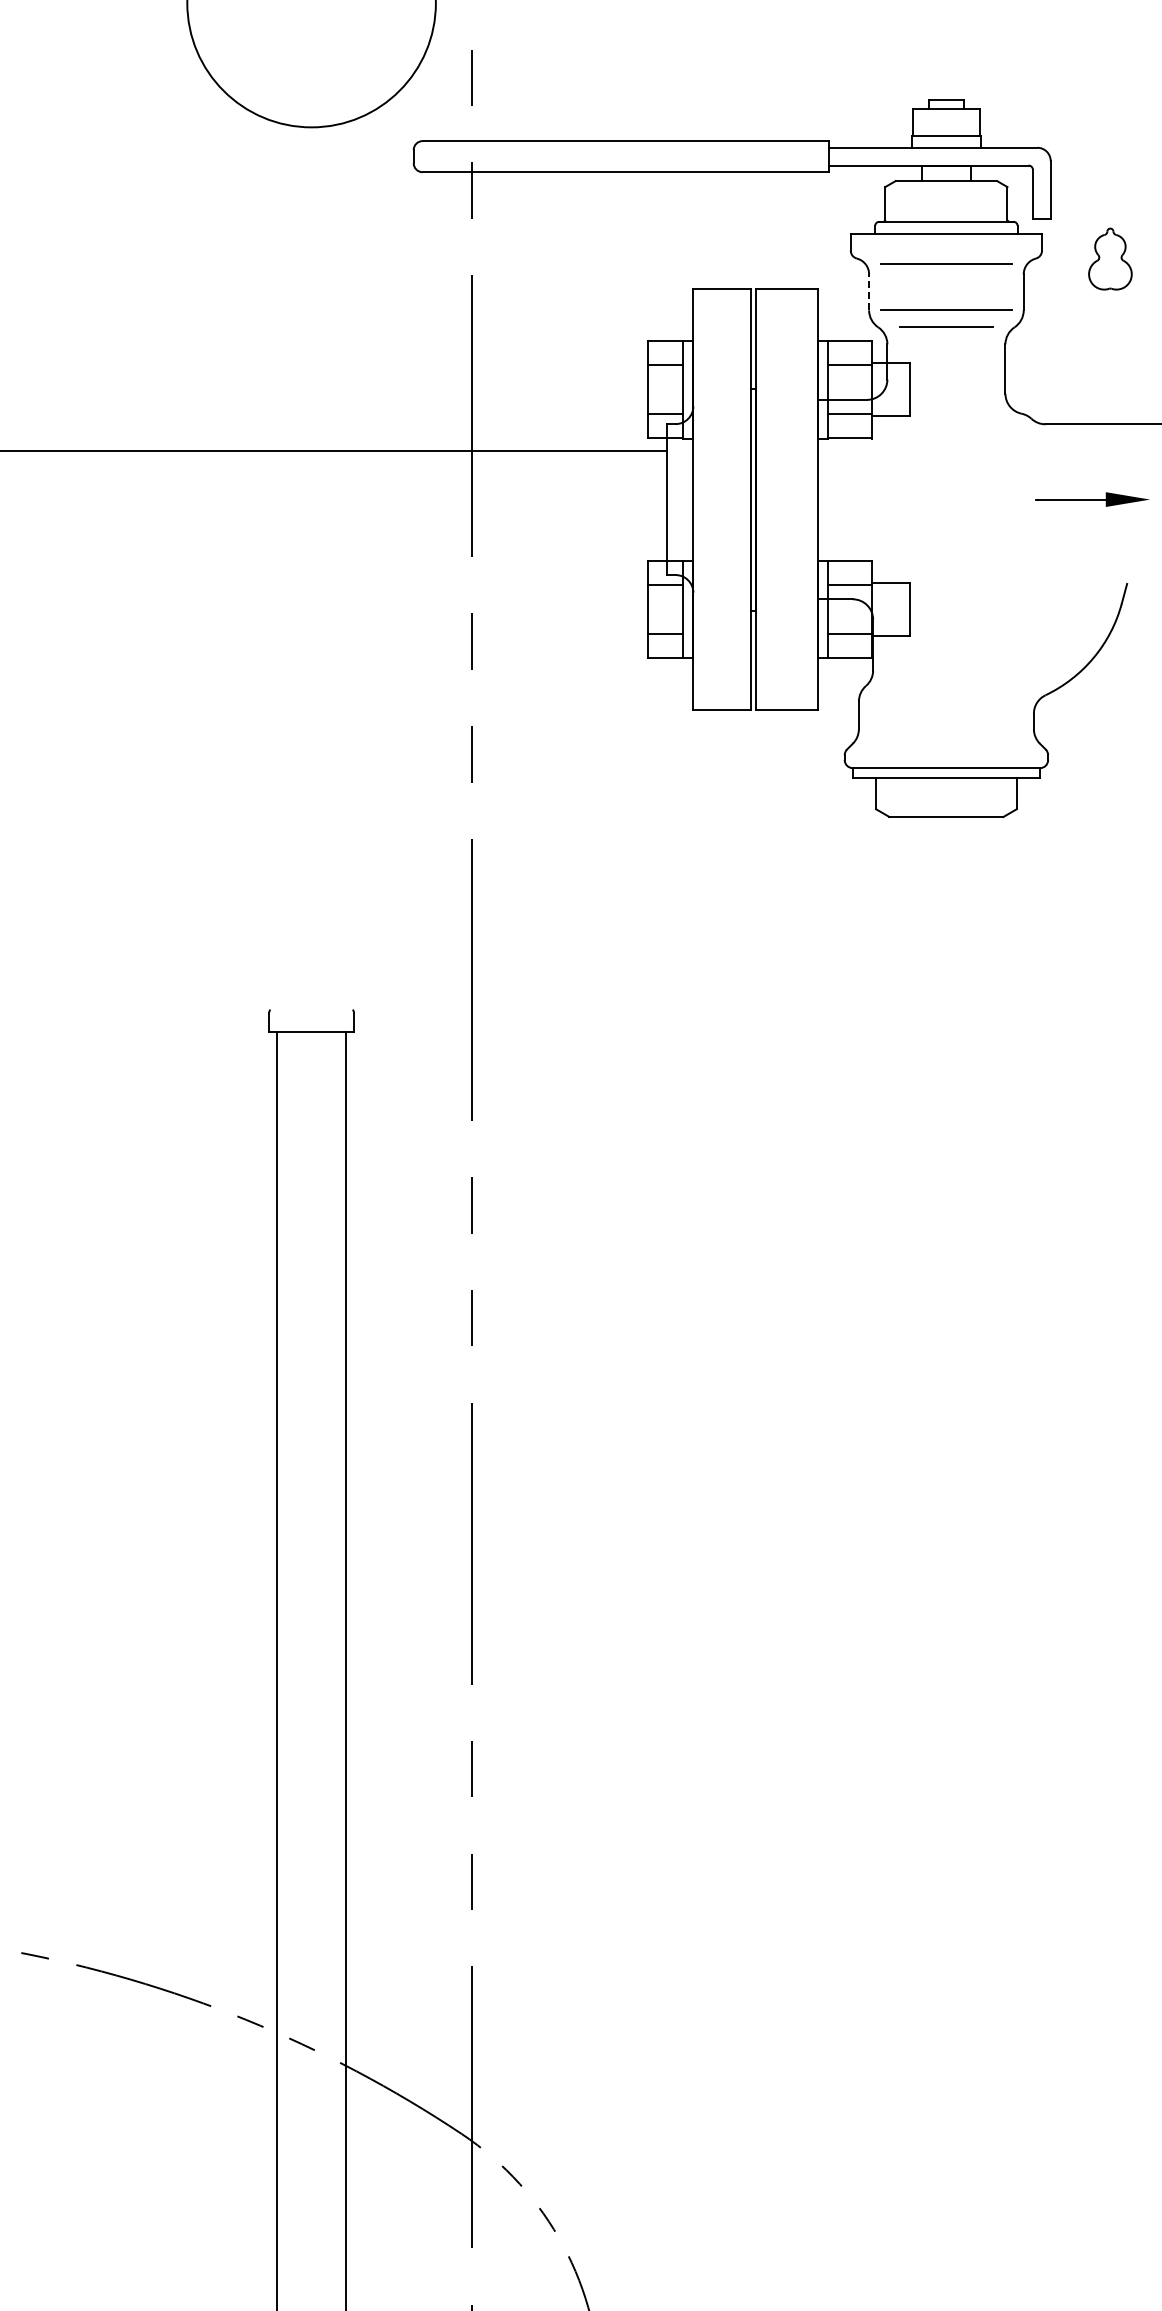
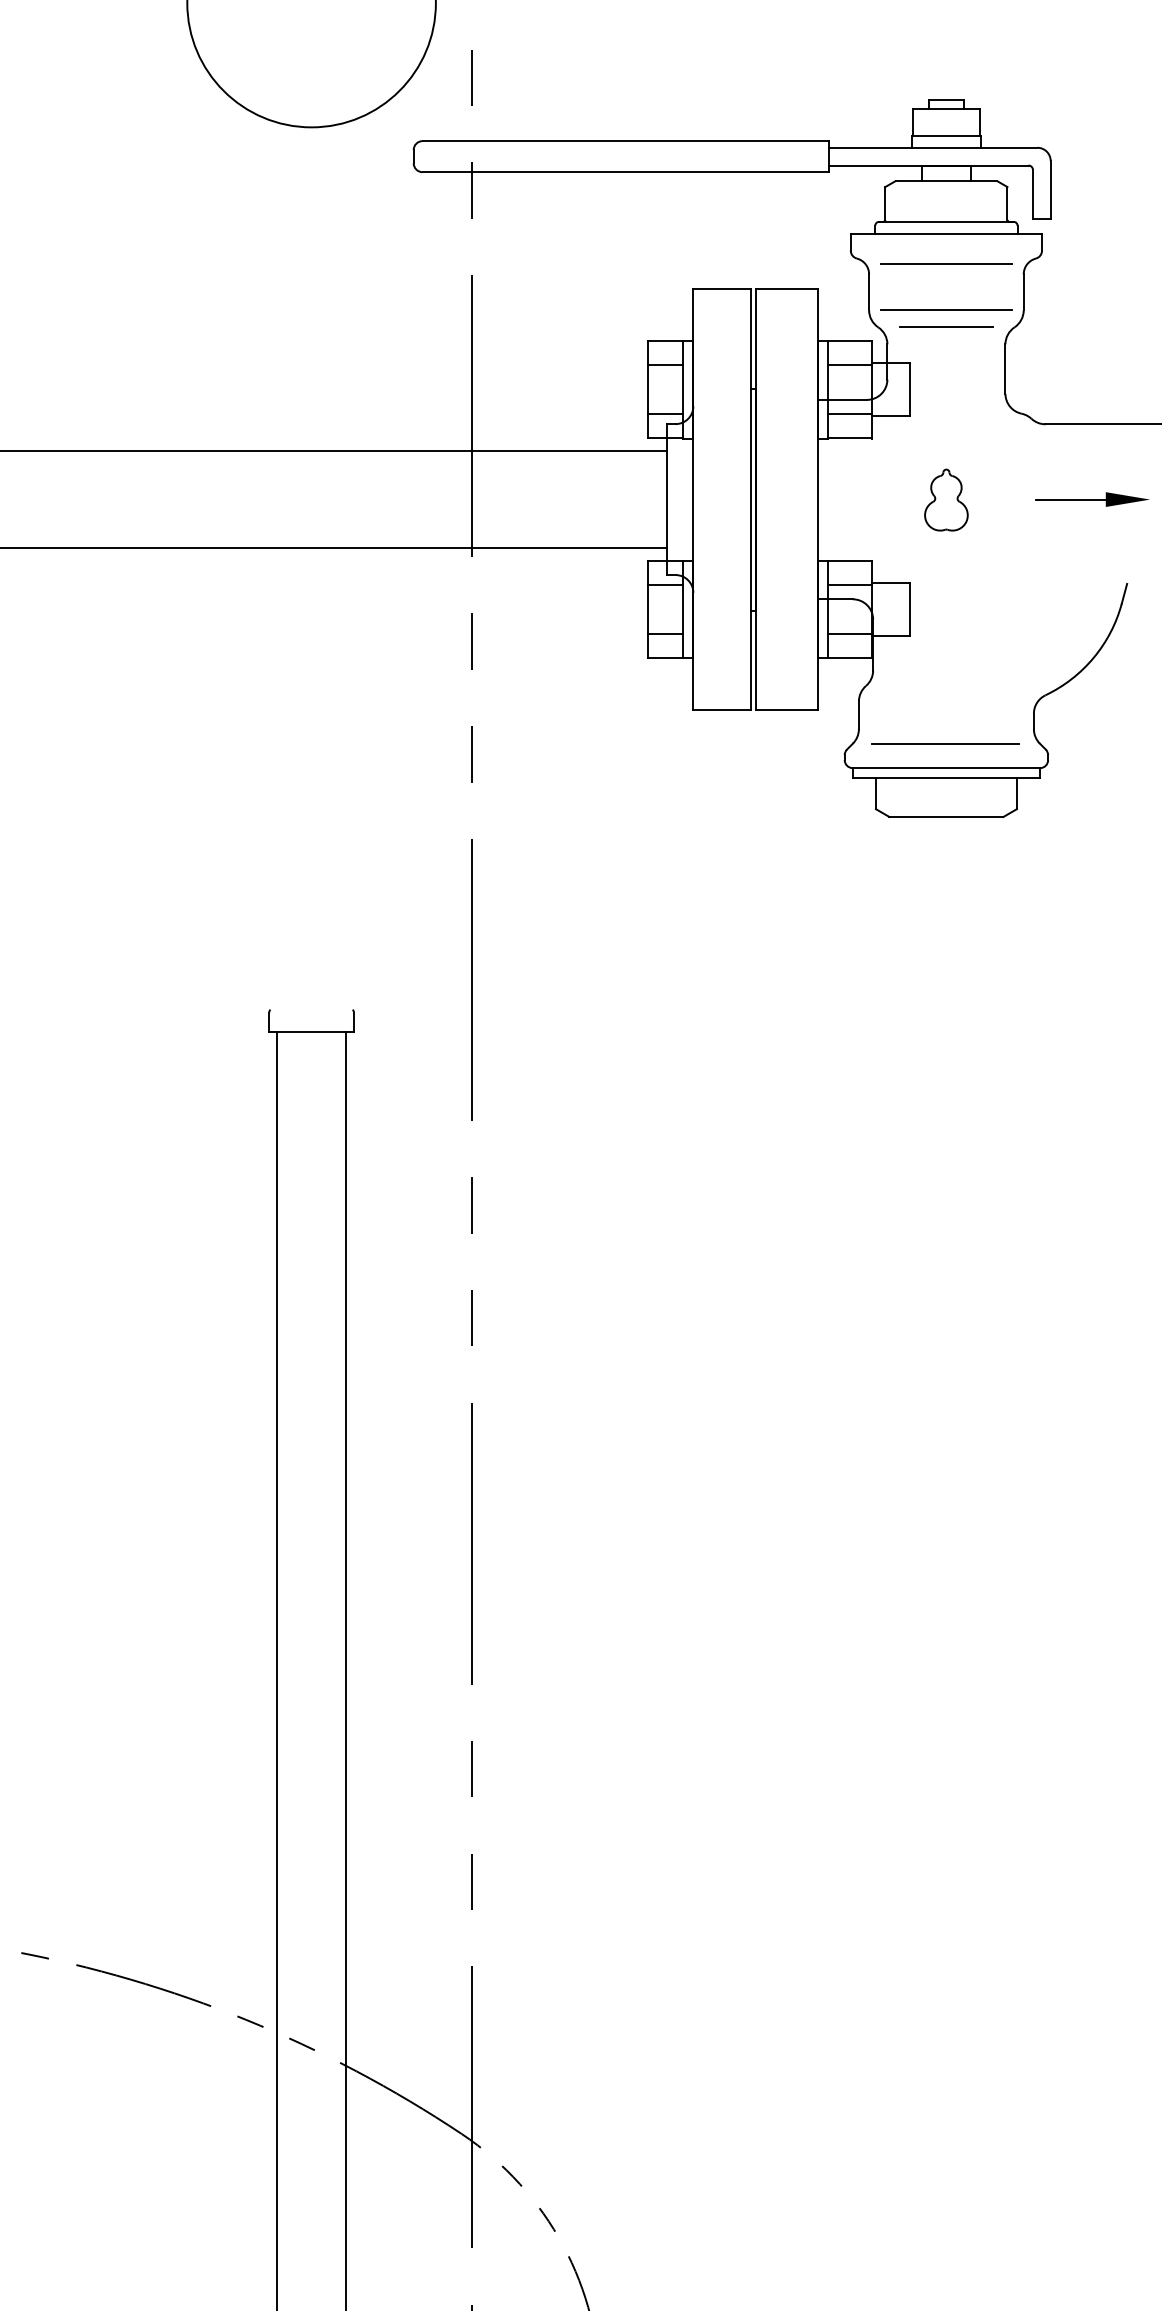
part position: (1110, 258) -> (946, 499) (946, 499)
line: dashed -> solid (869, 291)
line: none -> present (334, 547)
line: none -> present (944, 743)
